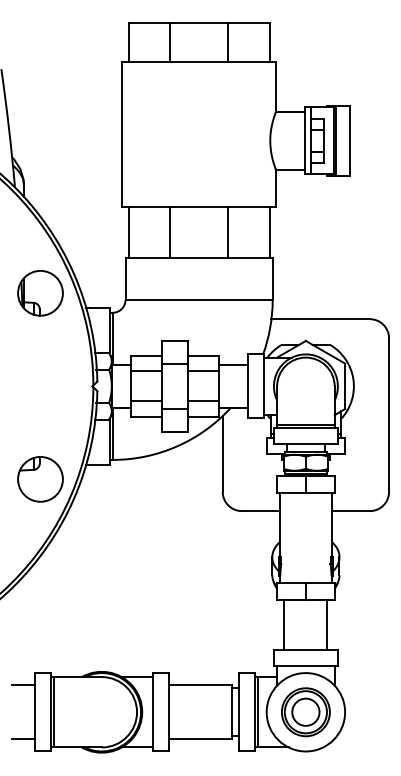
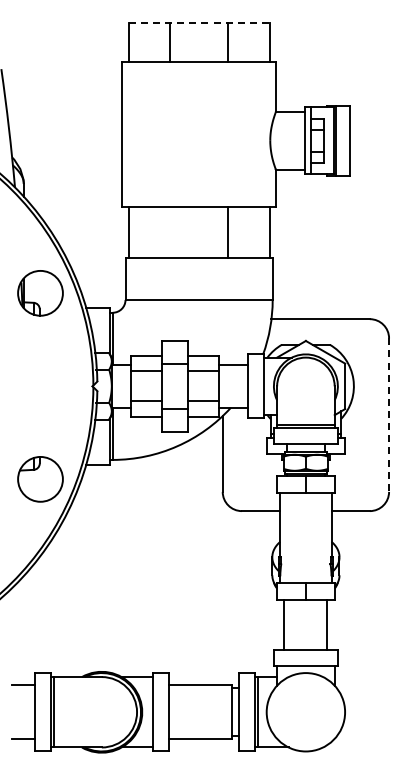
line: solid -> dashed (199, 23)
line: present -> none (169, 232)
line: solid -> dashed (389, 415)
part: present -> none (305, 712)
